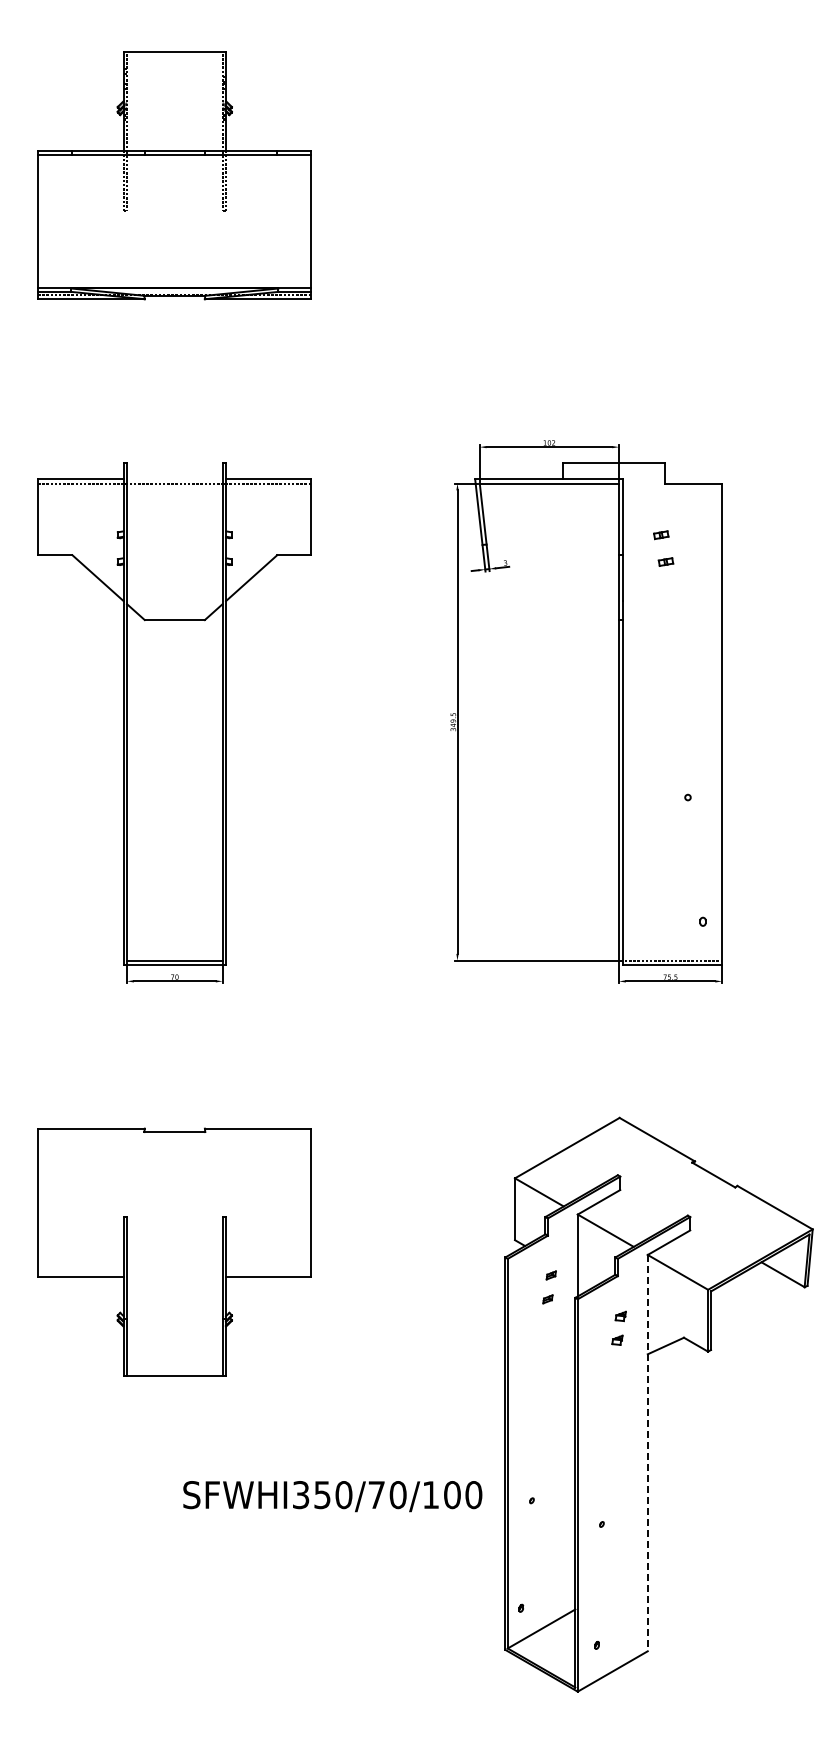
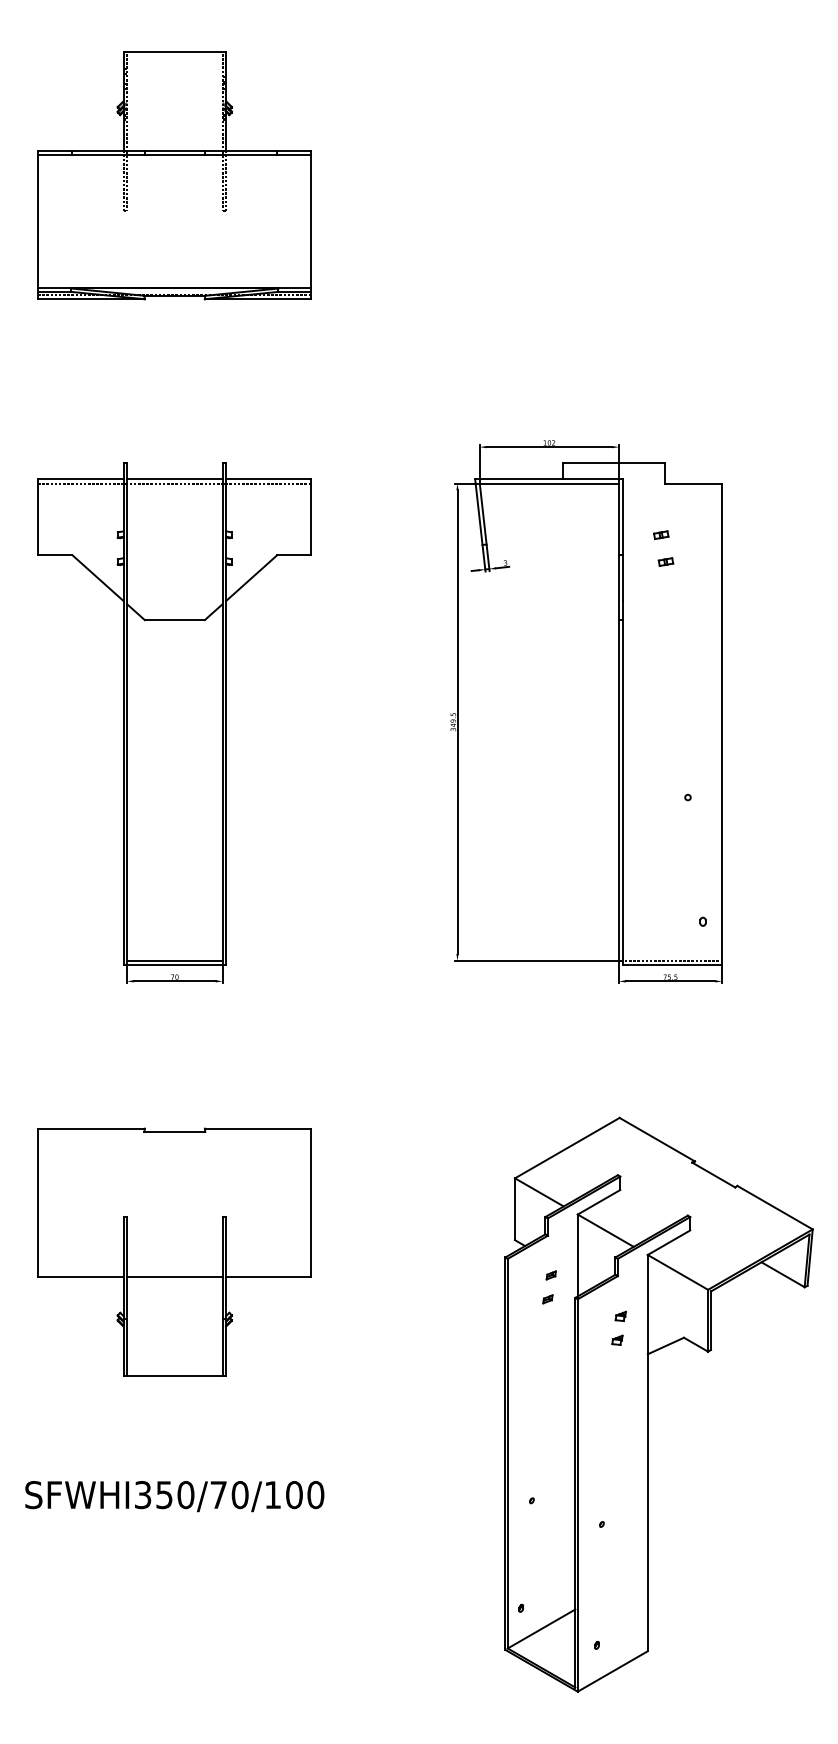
line: none -> present (174, 479)
line: none -> present (174, 1276)
line: dashed -> solid (647, 1453)
text position: (332, 1496) -> (174, 1496) (174, 1496)
